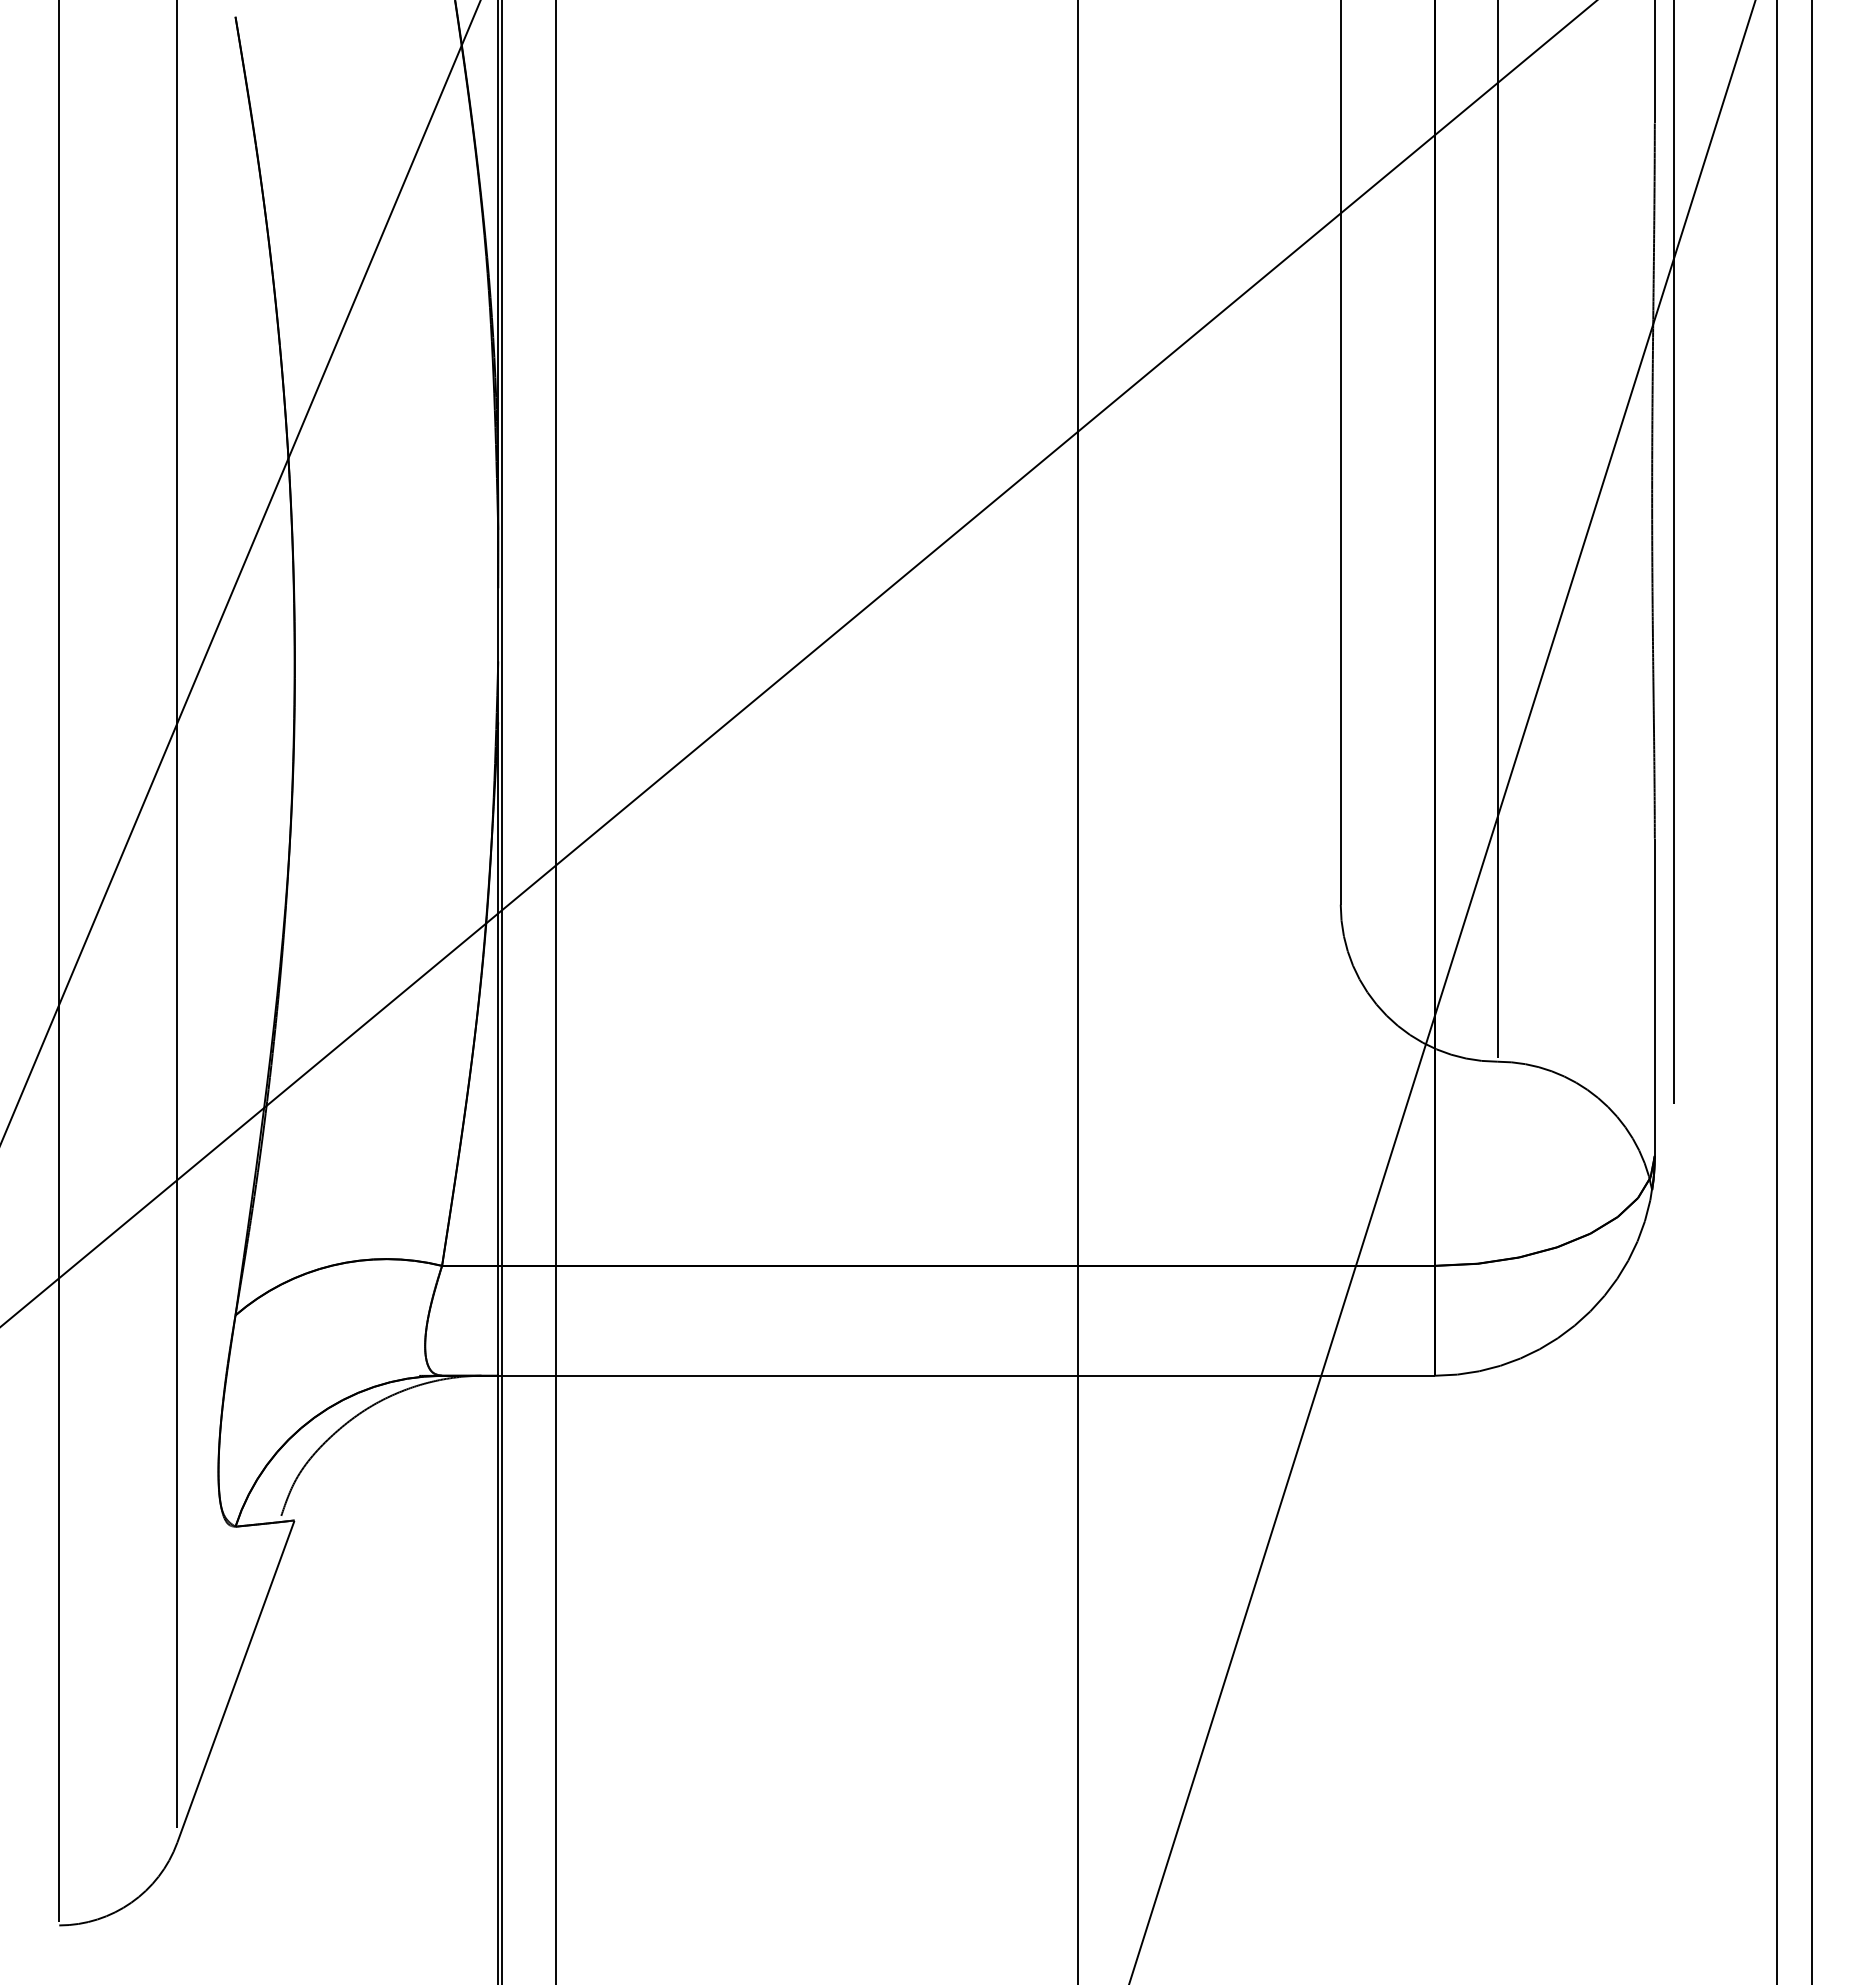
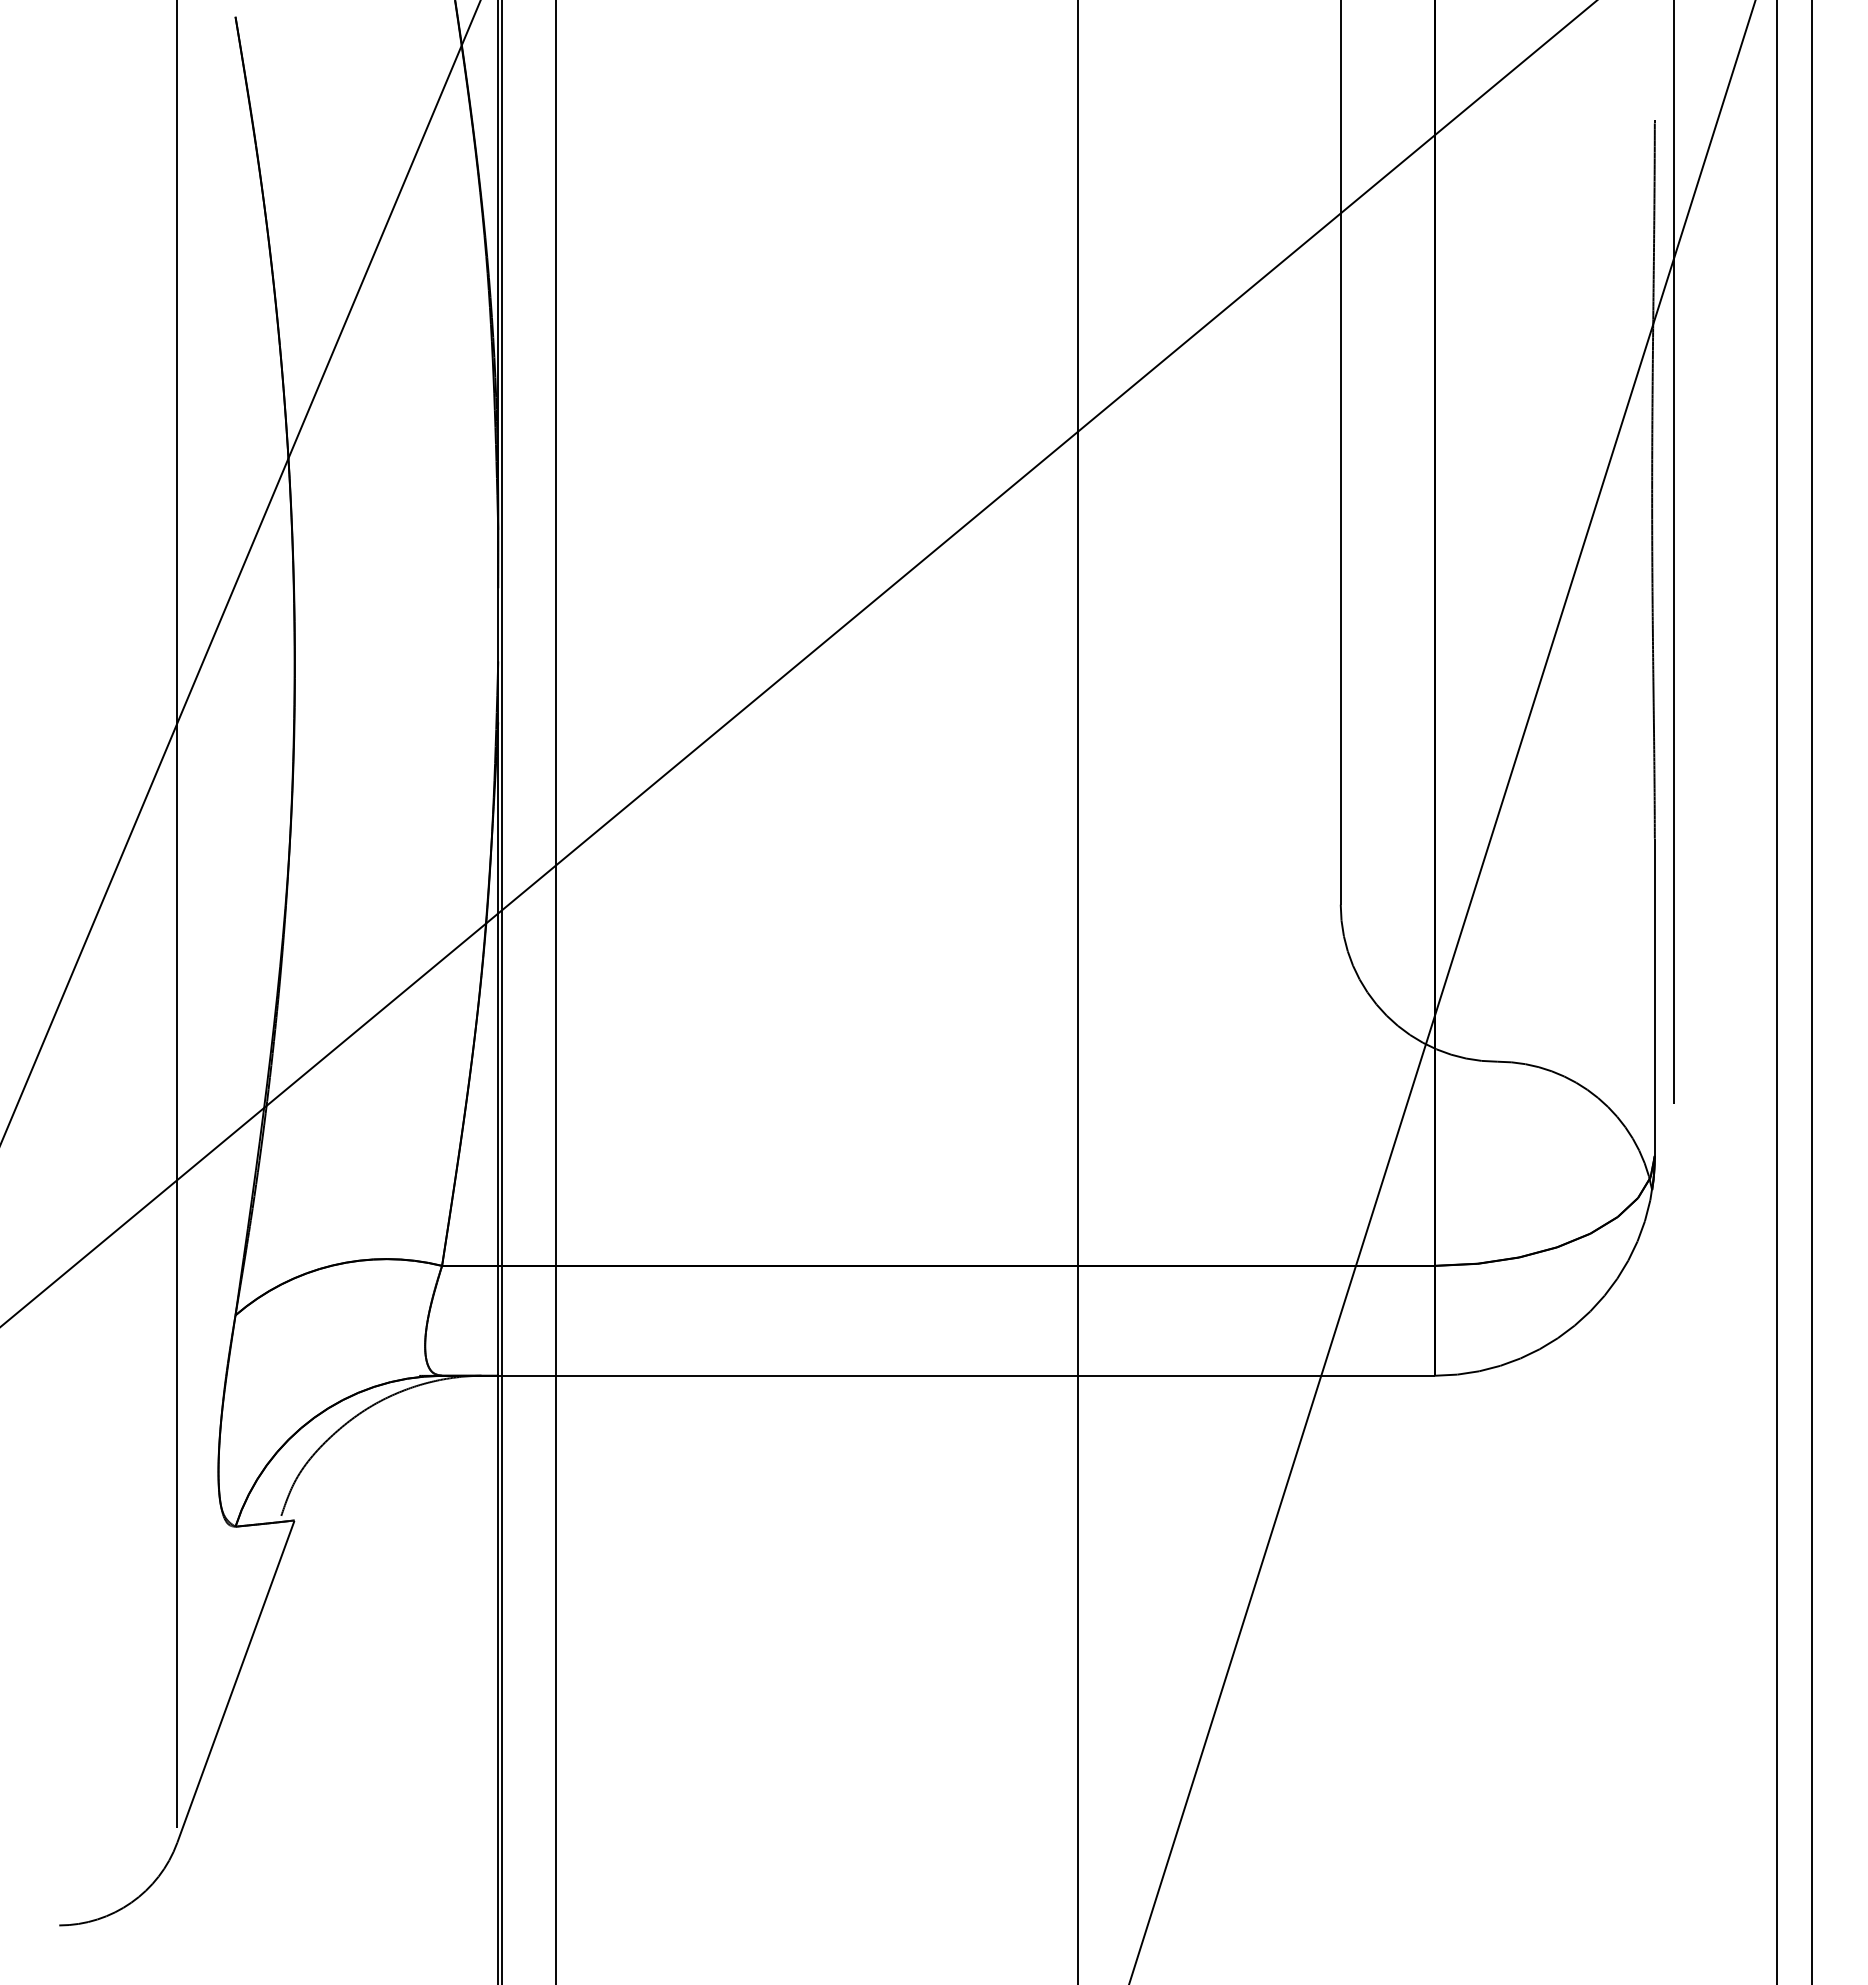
line: present -> none (1654, 60)
line: present -> none (1497, 530)
line: present -> none (59, 961)
